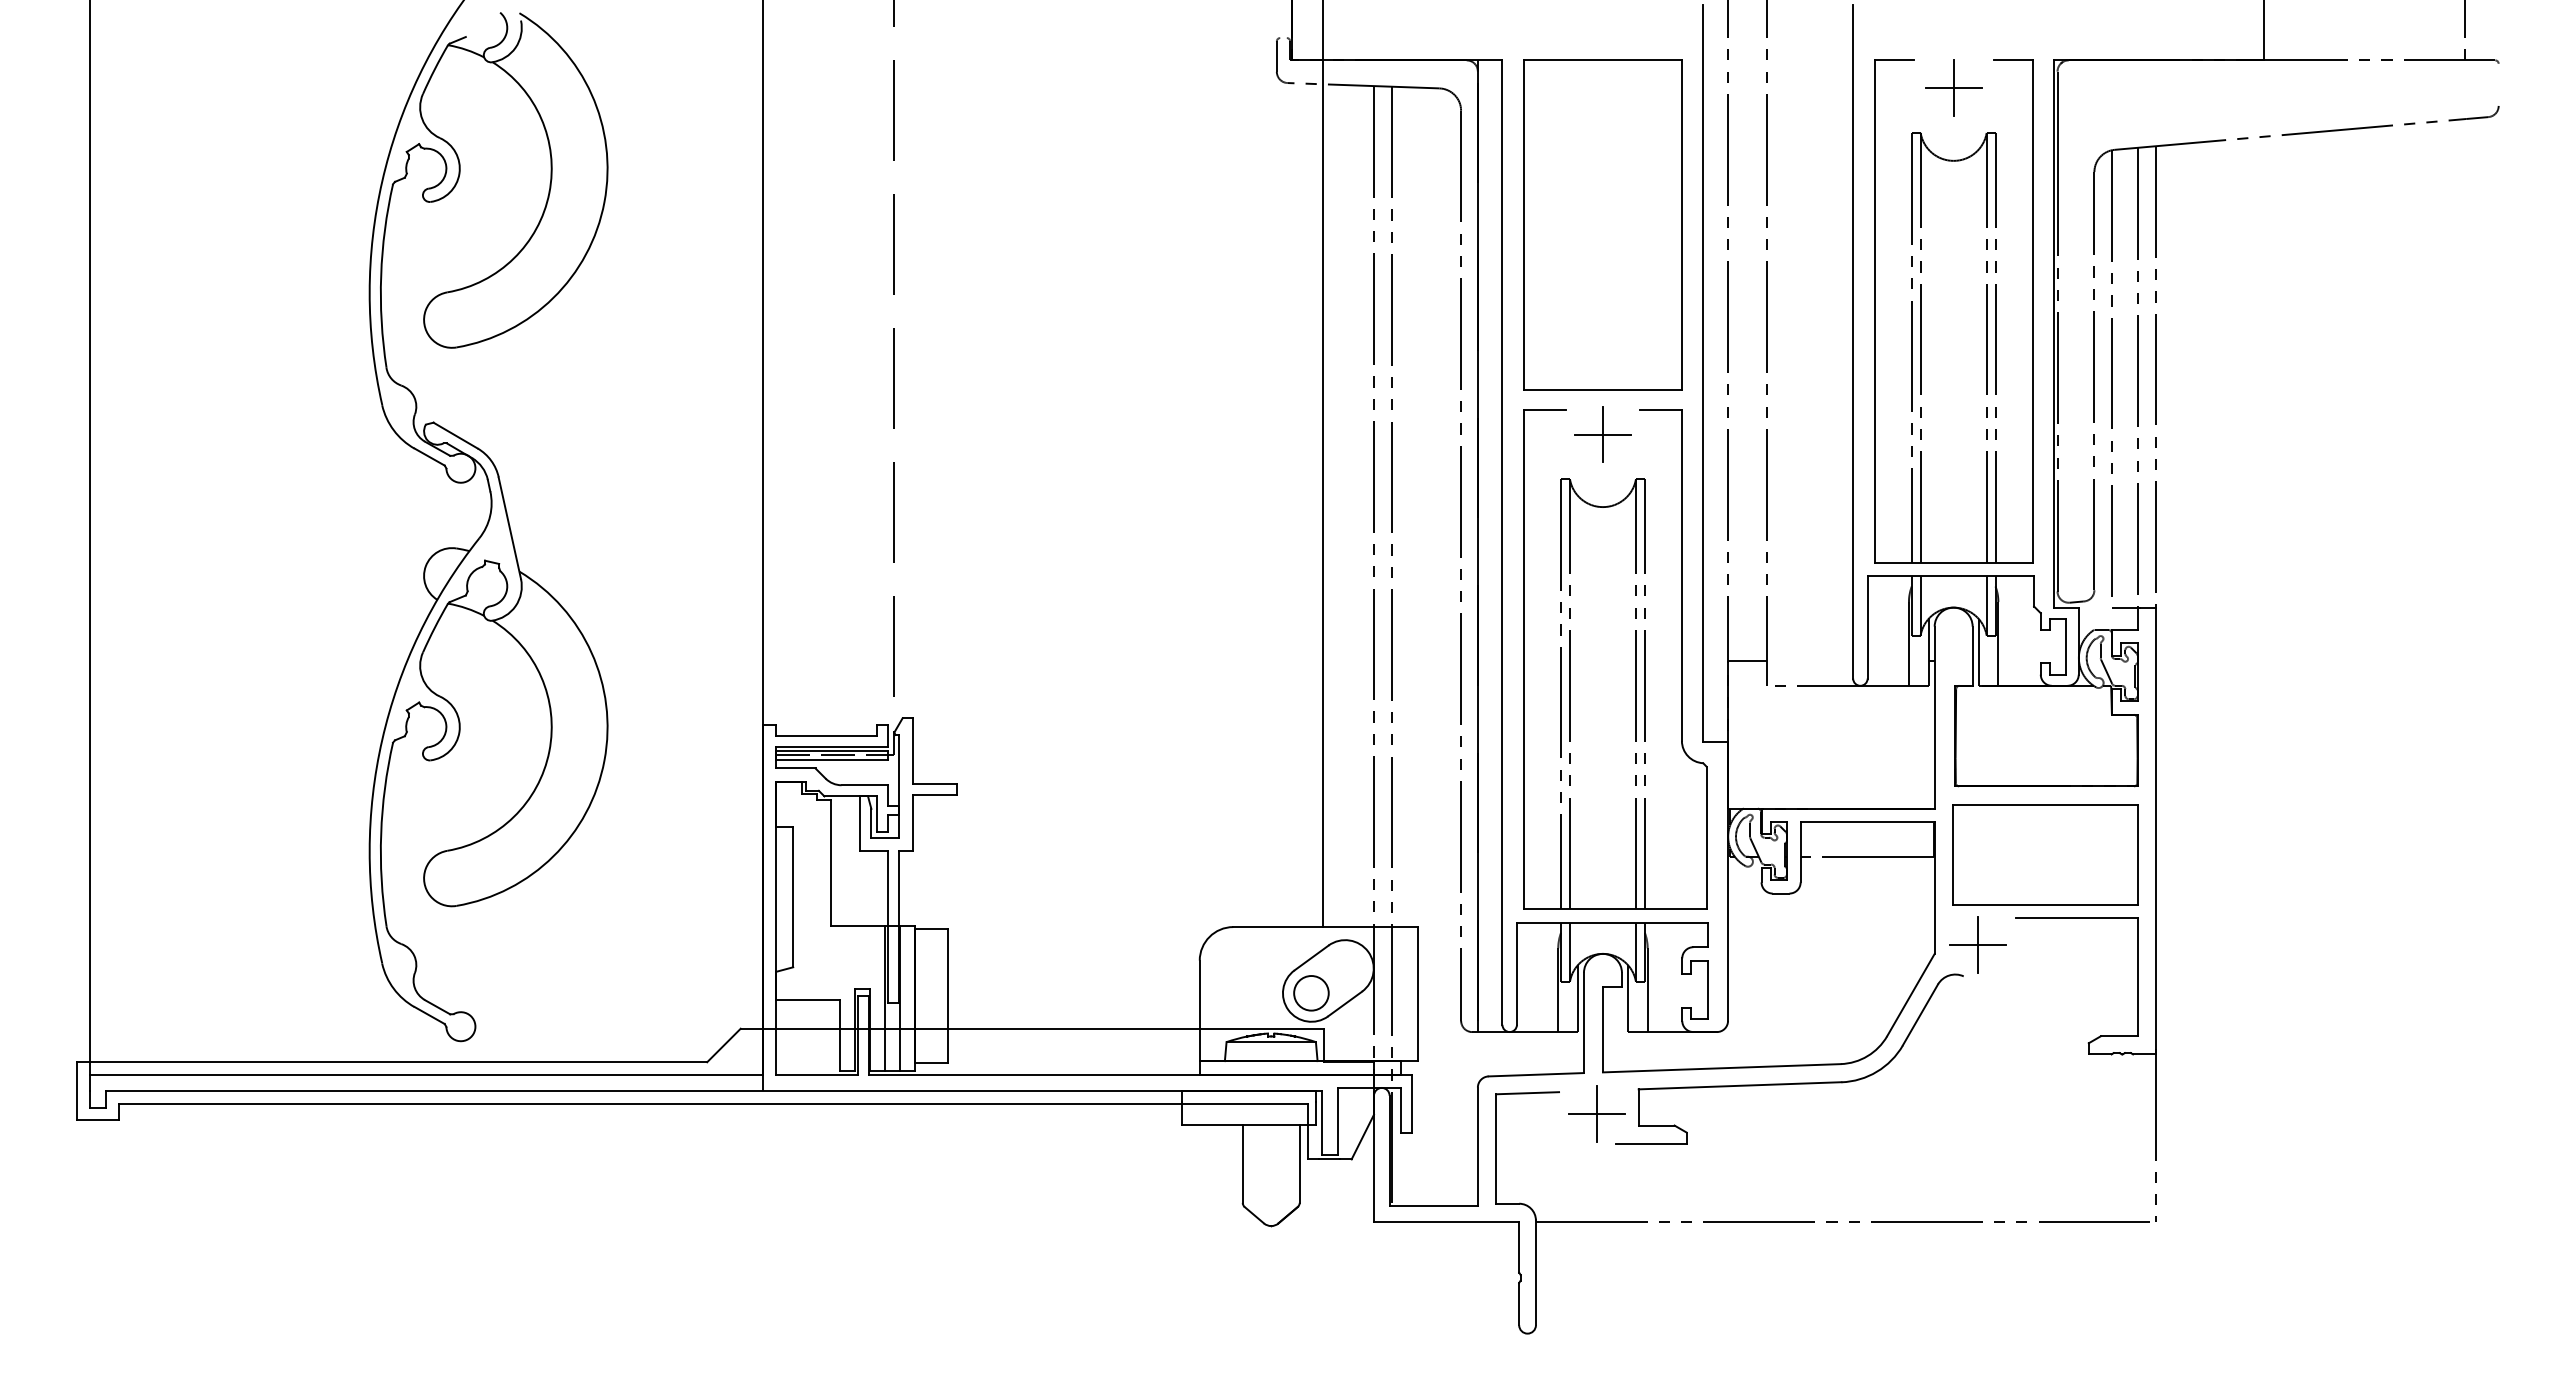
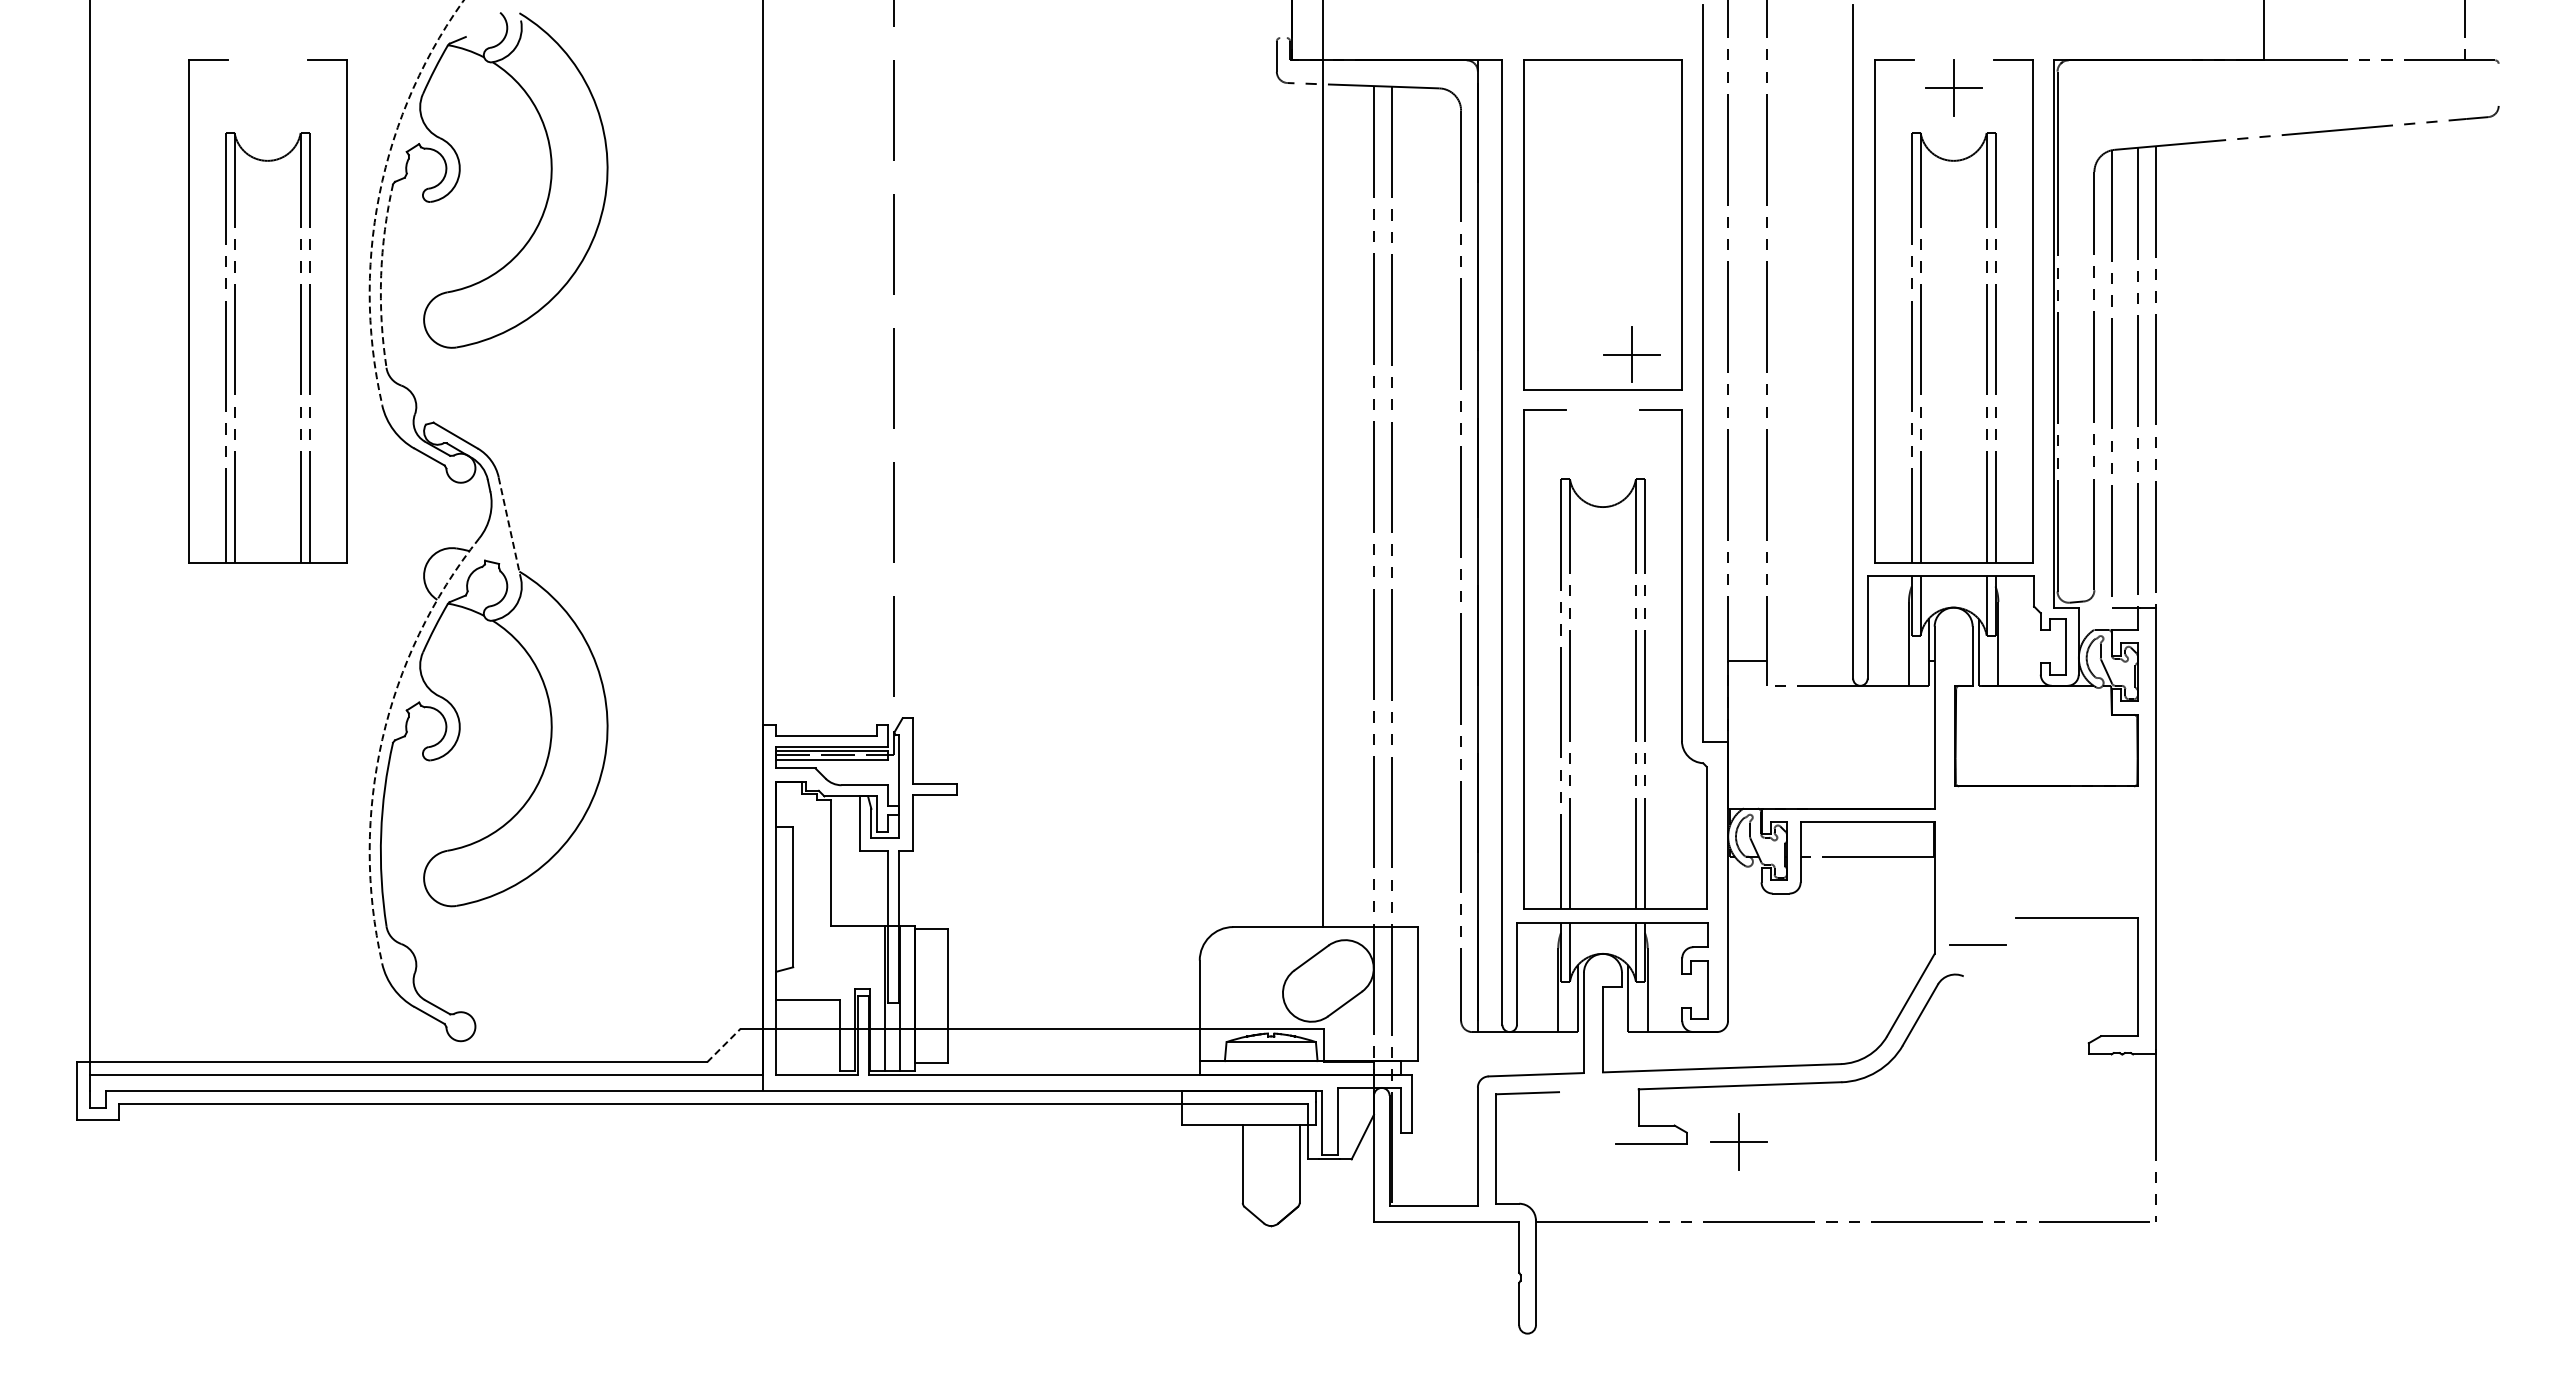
arc: solid -> dashed (379, 194)
arc: solid -> dashed (381, 275)
part: none -> present (235, 311)
part position: (1602, 434) -> (1631, 354) (1631, 354)
line: solid -> dashed (509, 528)
arc: solid -> dashed (382, 739)
part: present -> none (2045, 854)
line: present -> none (1978, 944)
circle: present -> none (1311, 993)
line: solid -> dashed (723, 1045)
part position: (1596, 1113) -> (1738, 1141) (1738, 1141)
